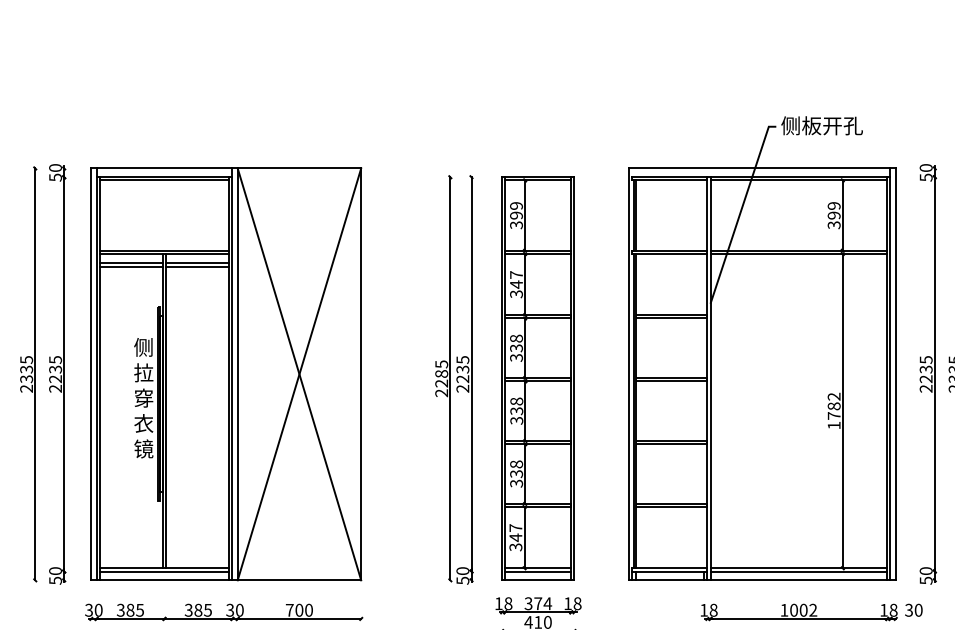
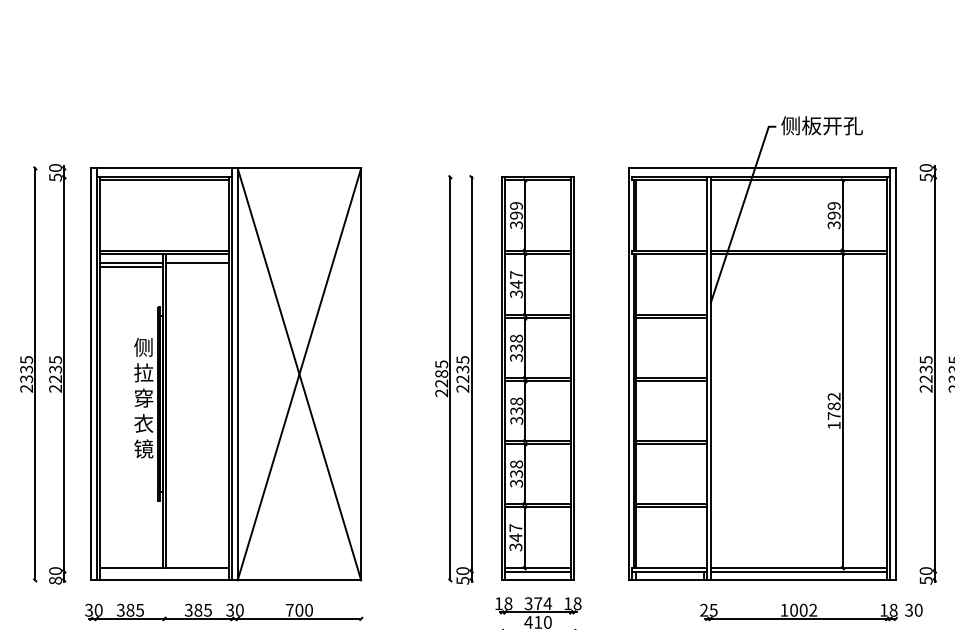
line: present -> none (197, 267)
line: present -> none (164, 571)
text: 50 -> 80 (55, 580)
text: 18 -> 25 (708, 609)
